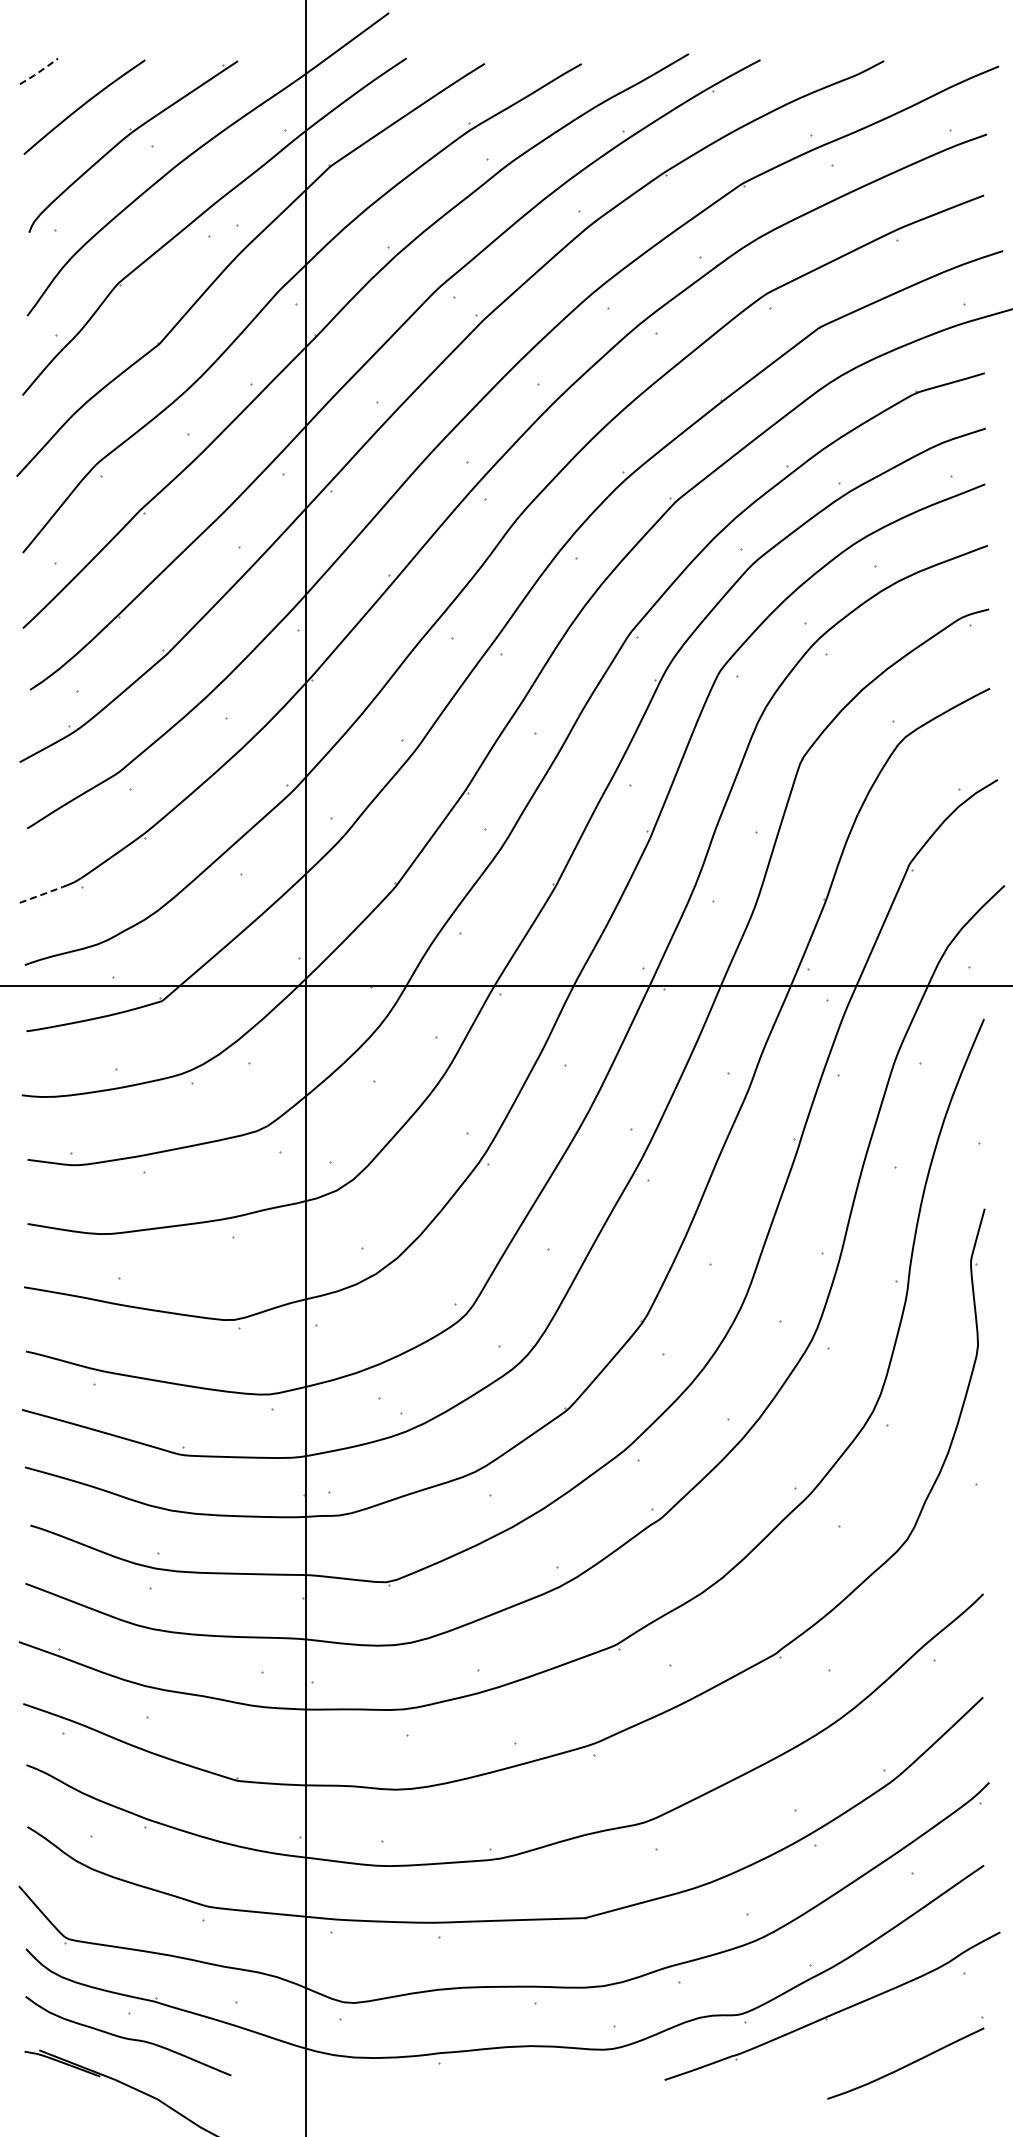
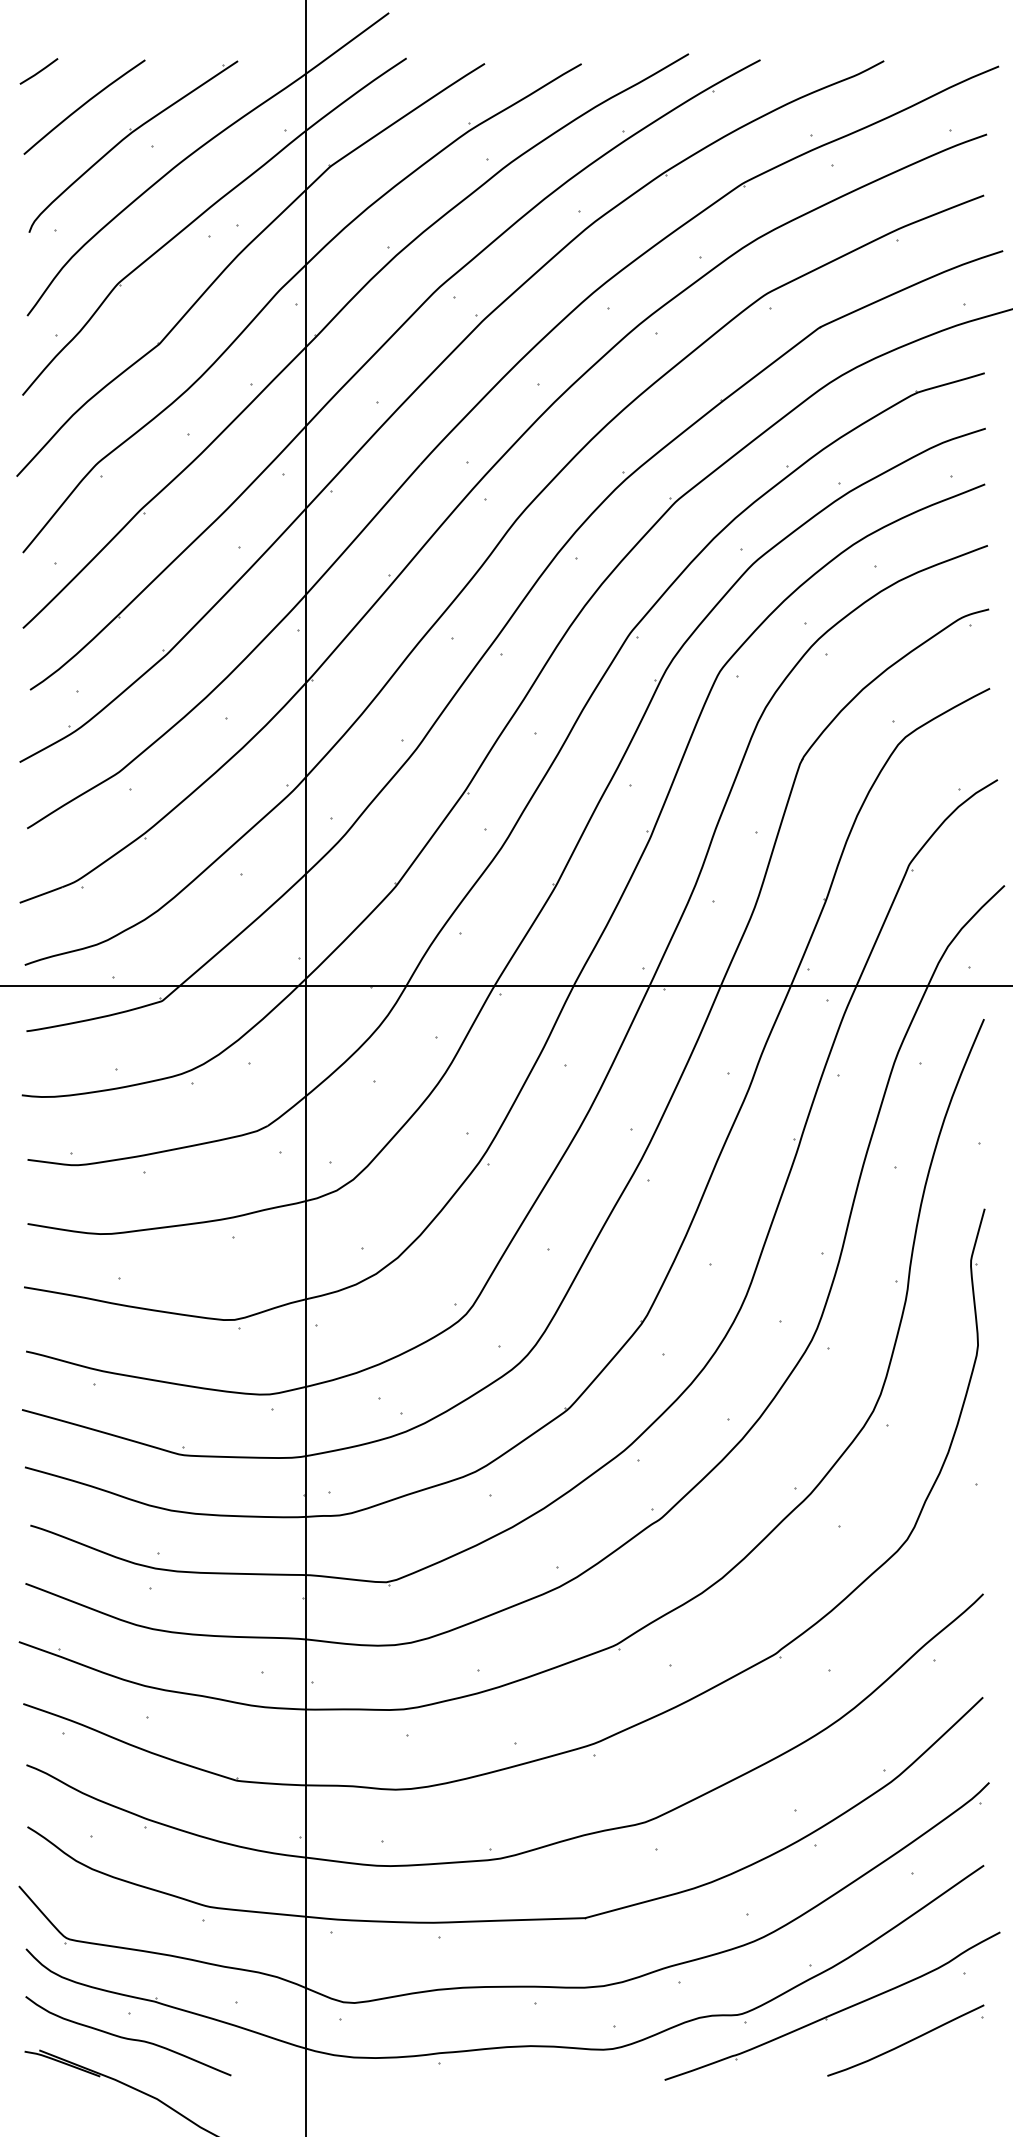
line: dashed -> solid (39, 71)
line: dashed -> solid (41, 894)
curve position: (906, 2064) -> (906, 2041) (906, 2041)
